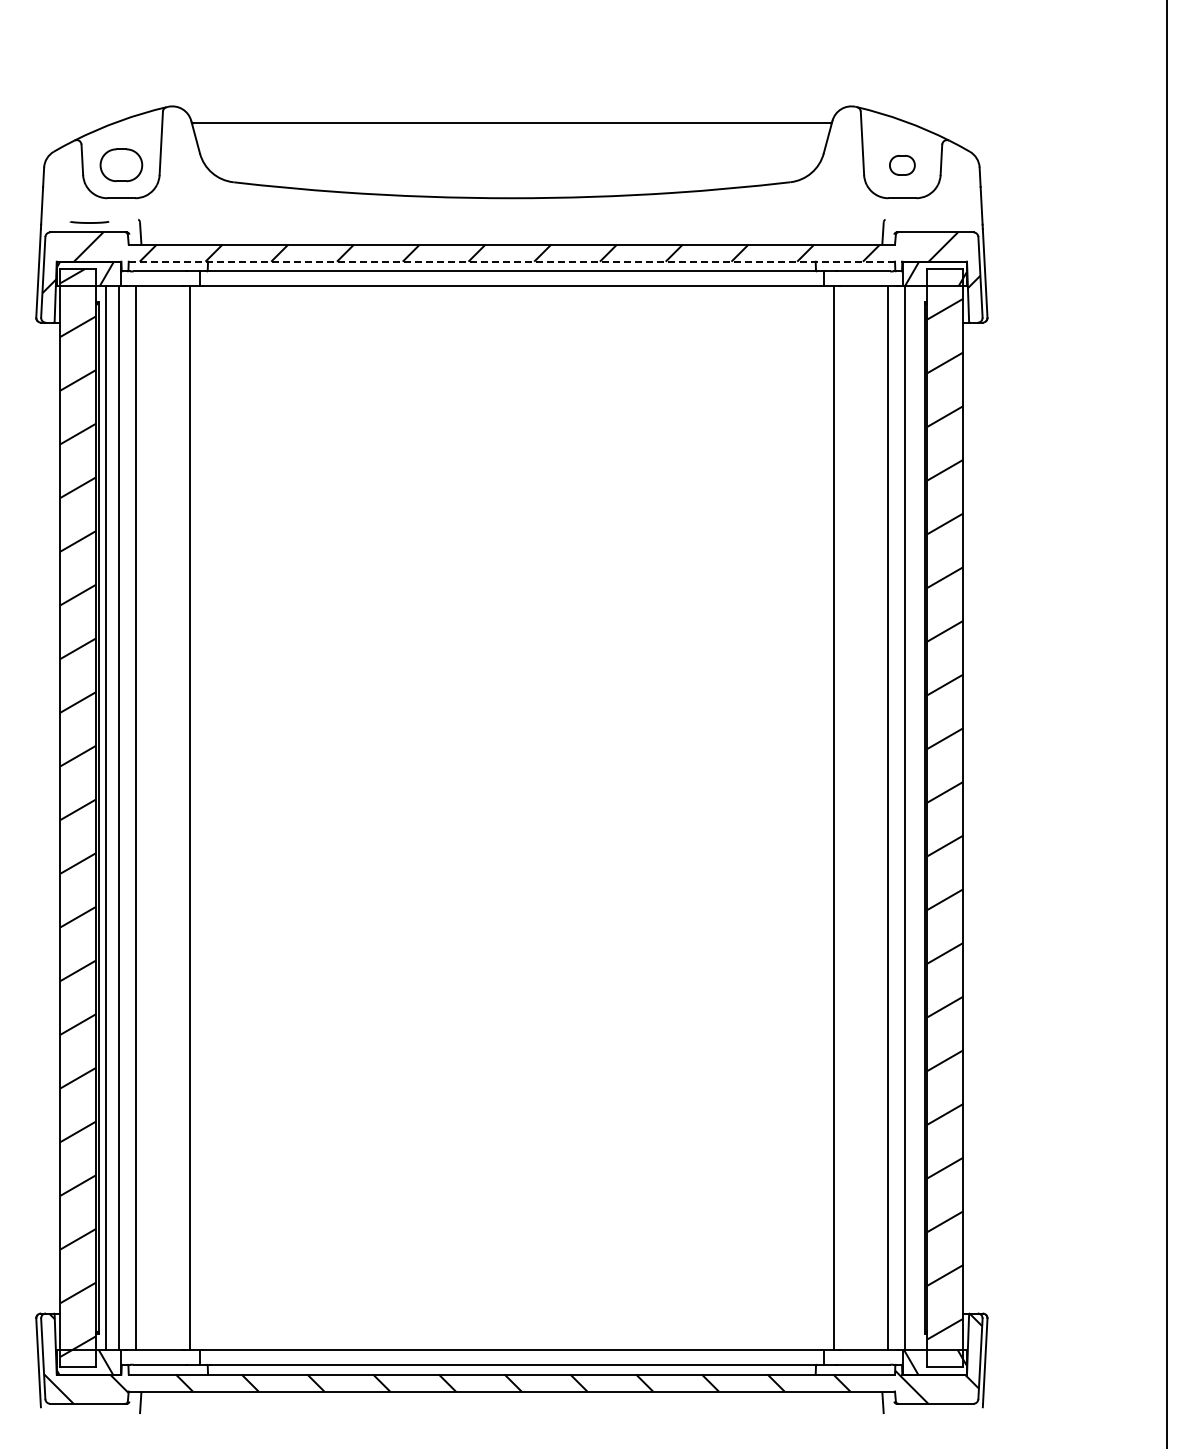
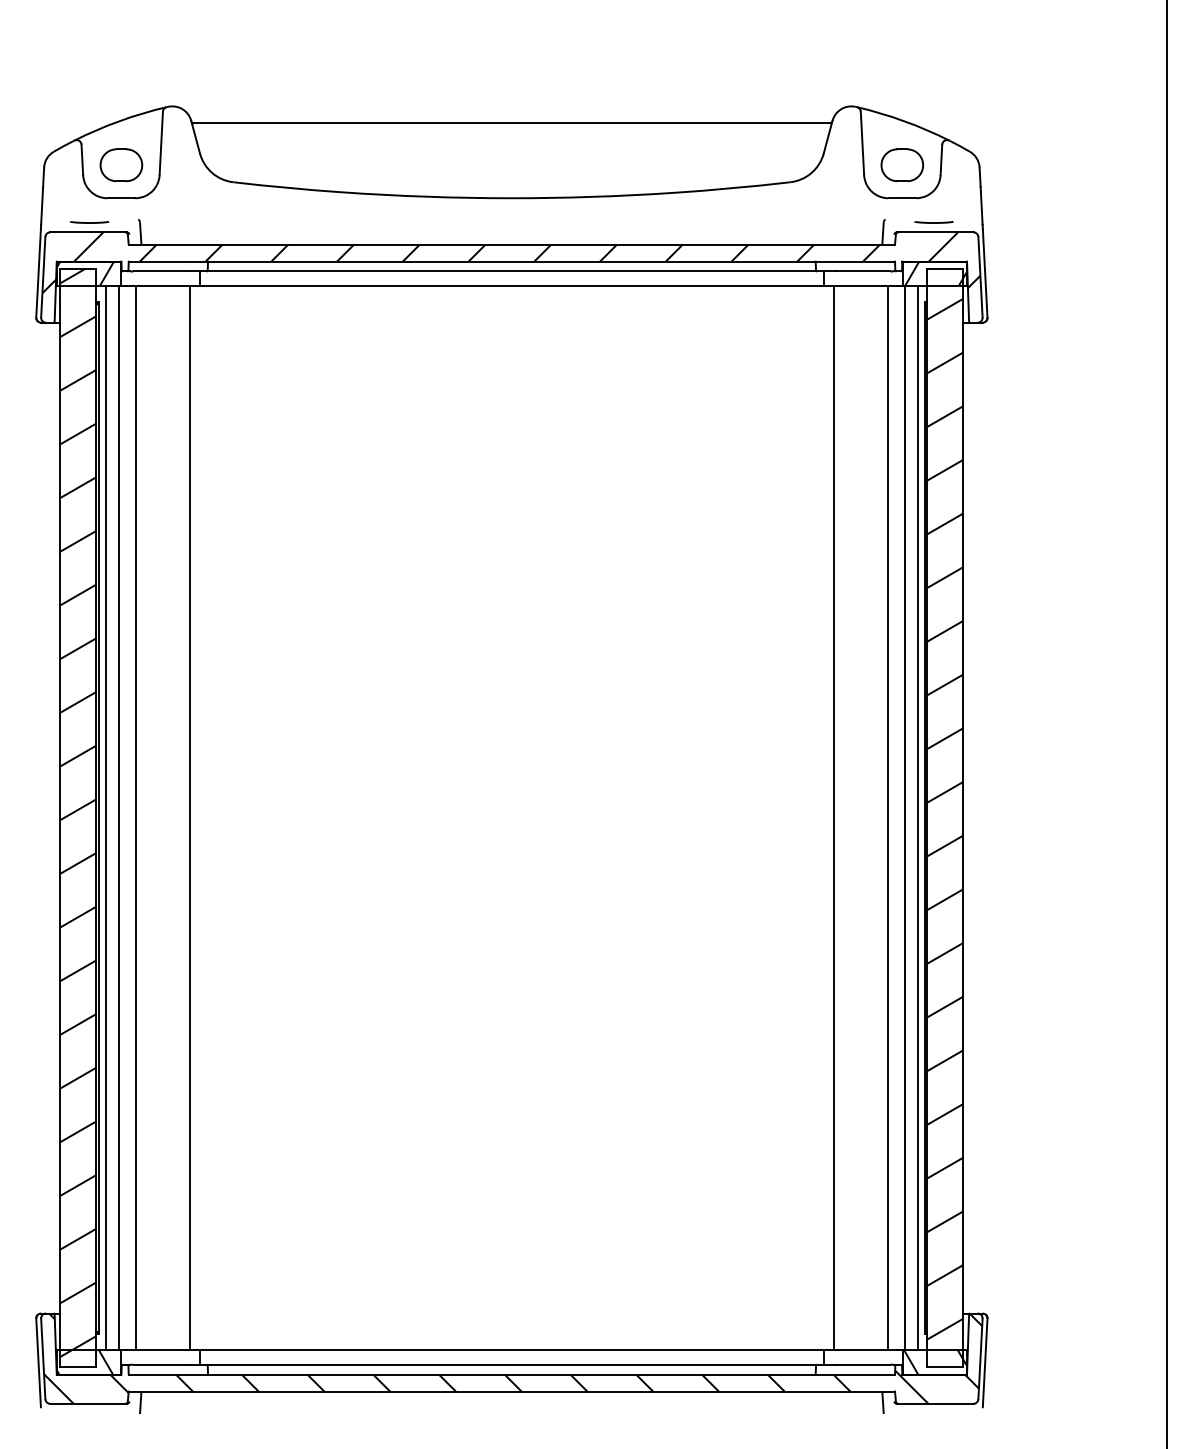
part size: 27x21 px -> 45x35 px (902, 165)
line: none -> present (933, 222)
line: dashed -> solid (512, 261)
line: none -> present (917, 818)
